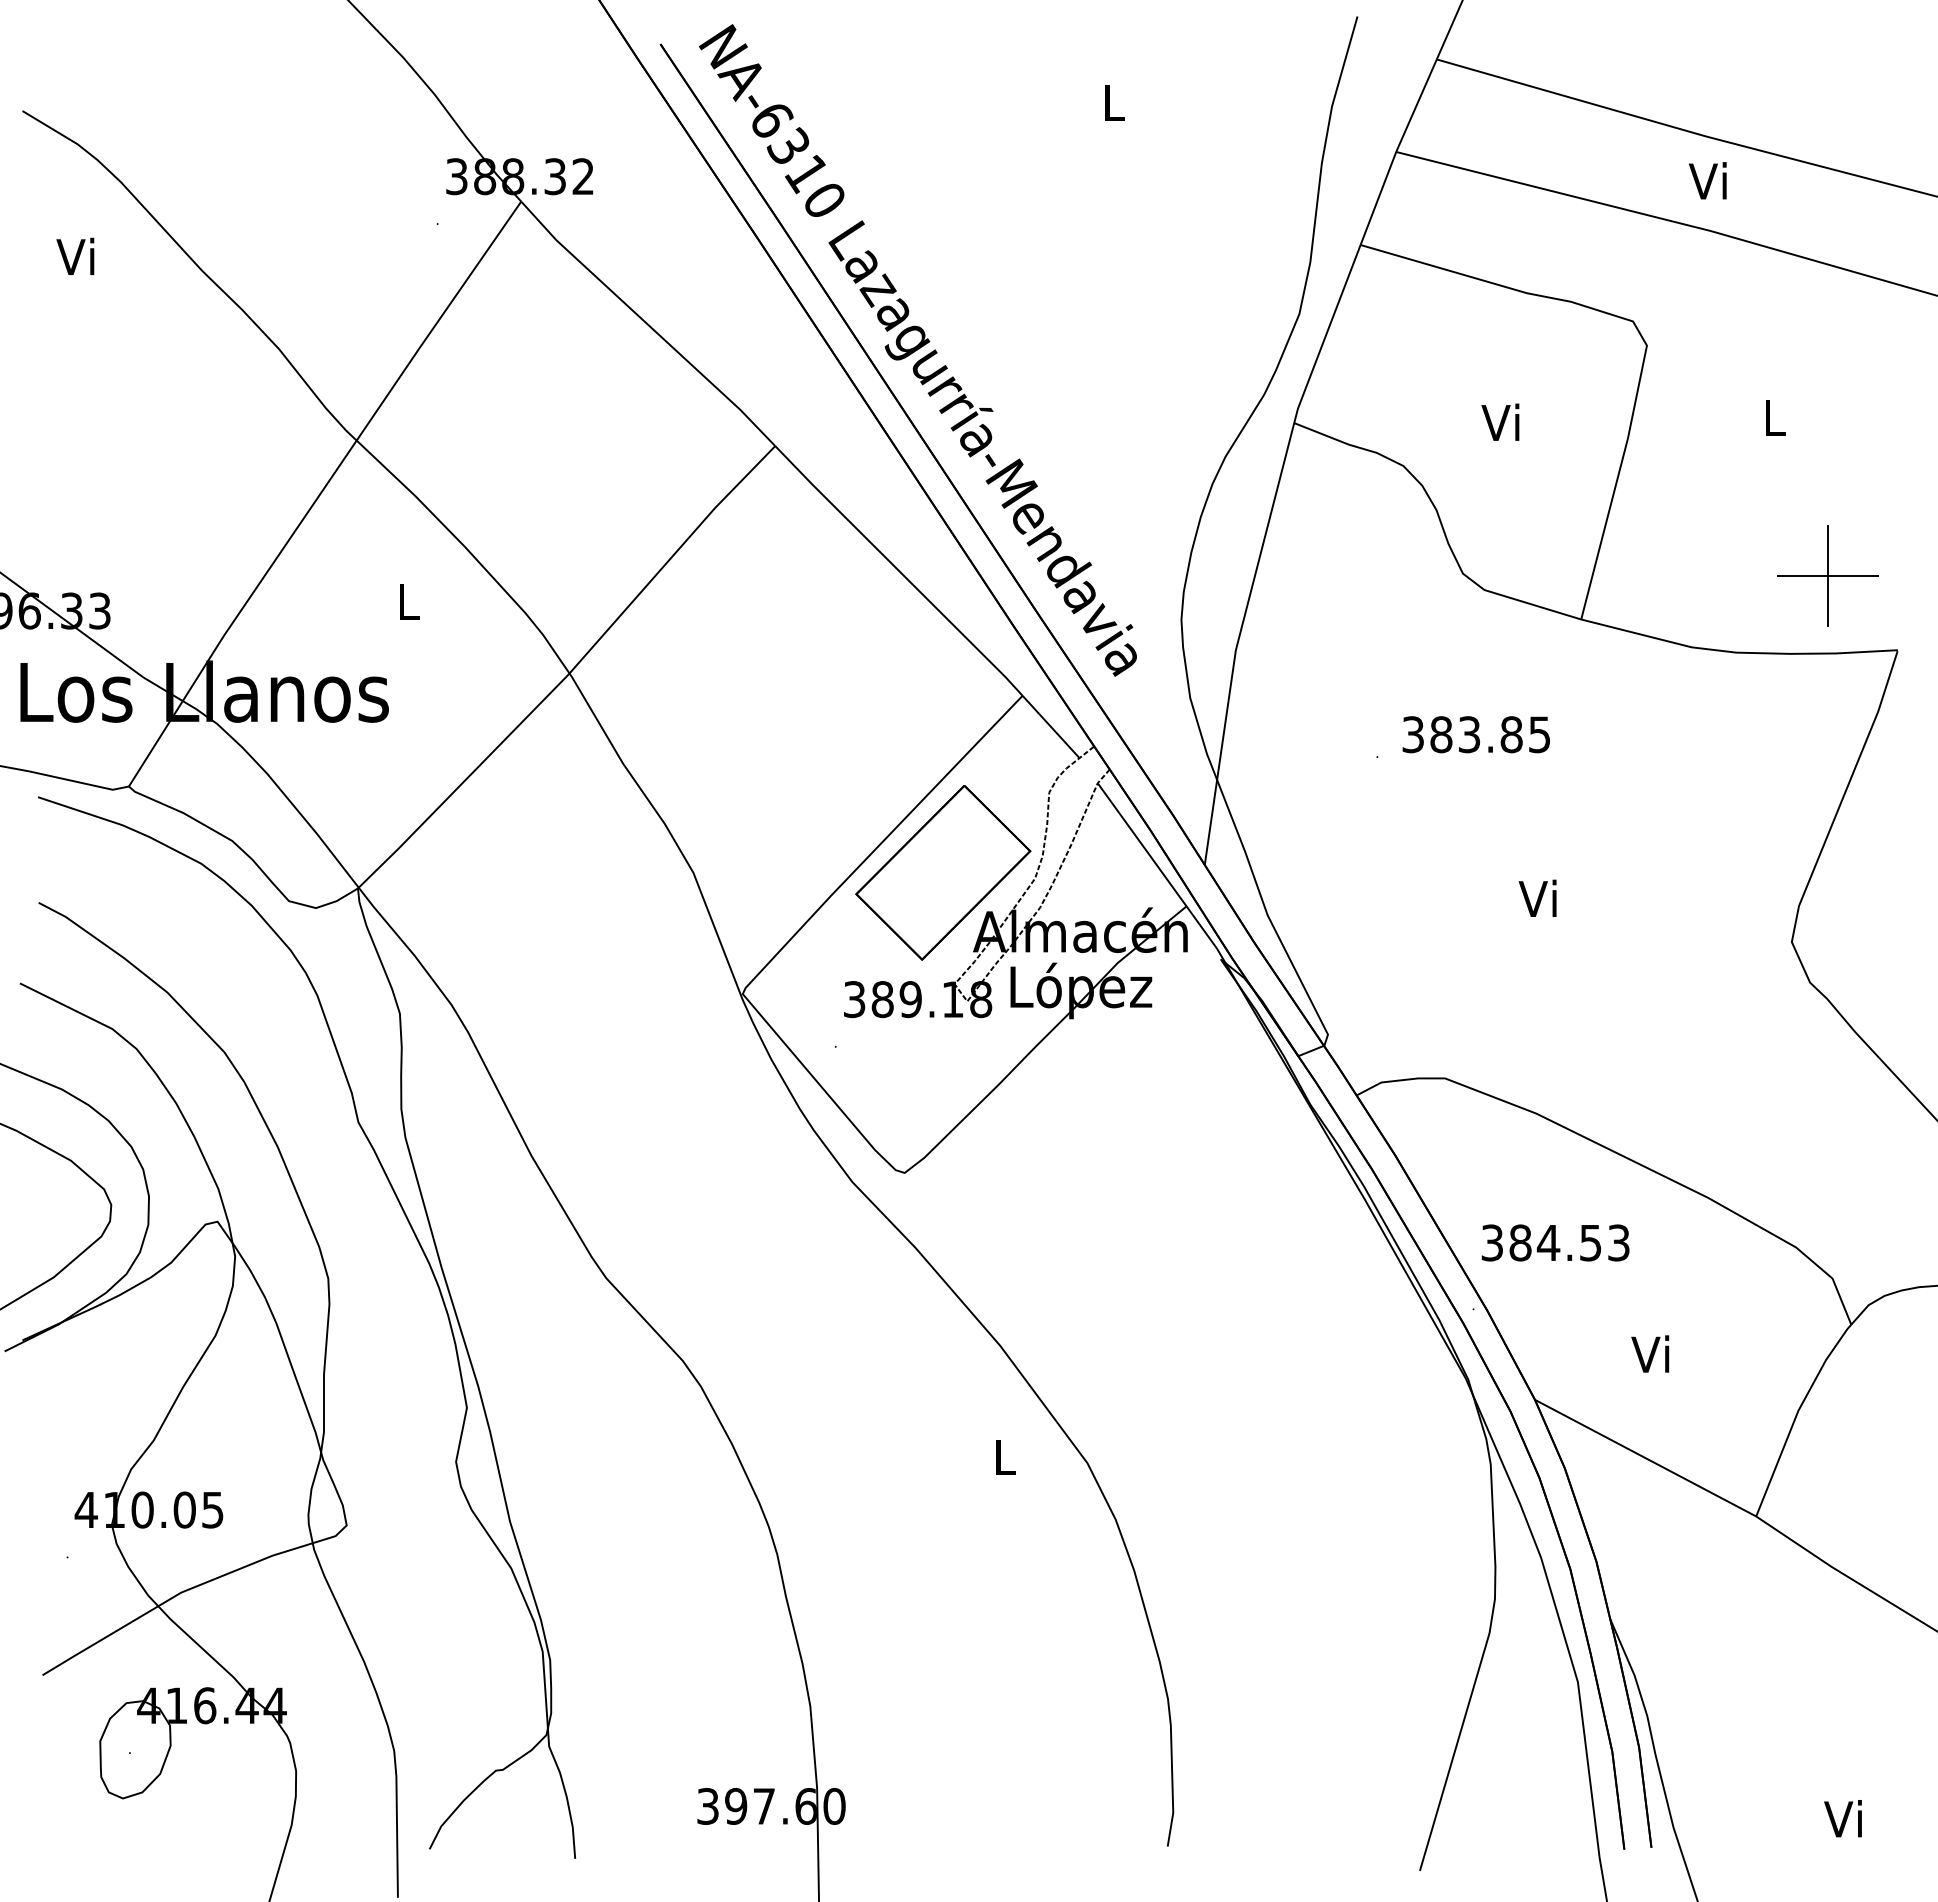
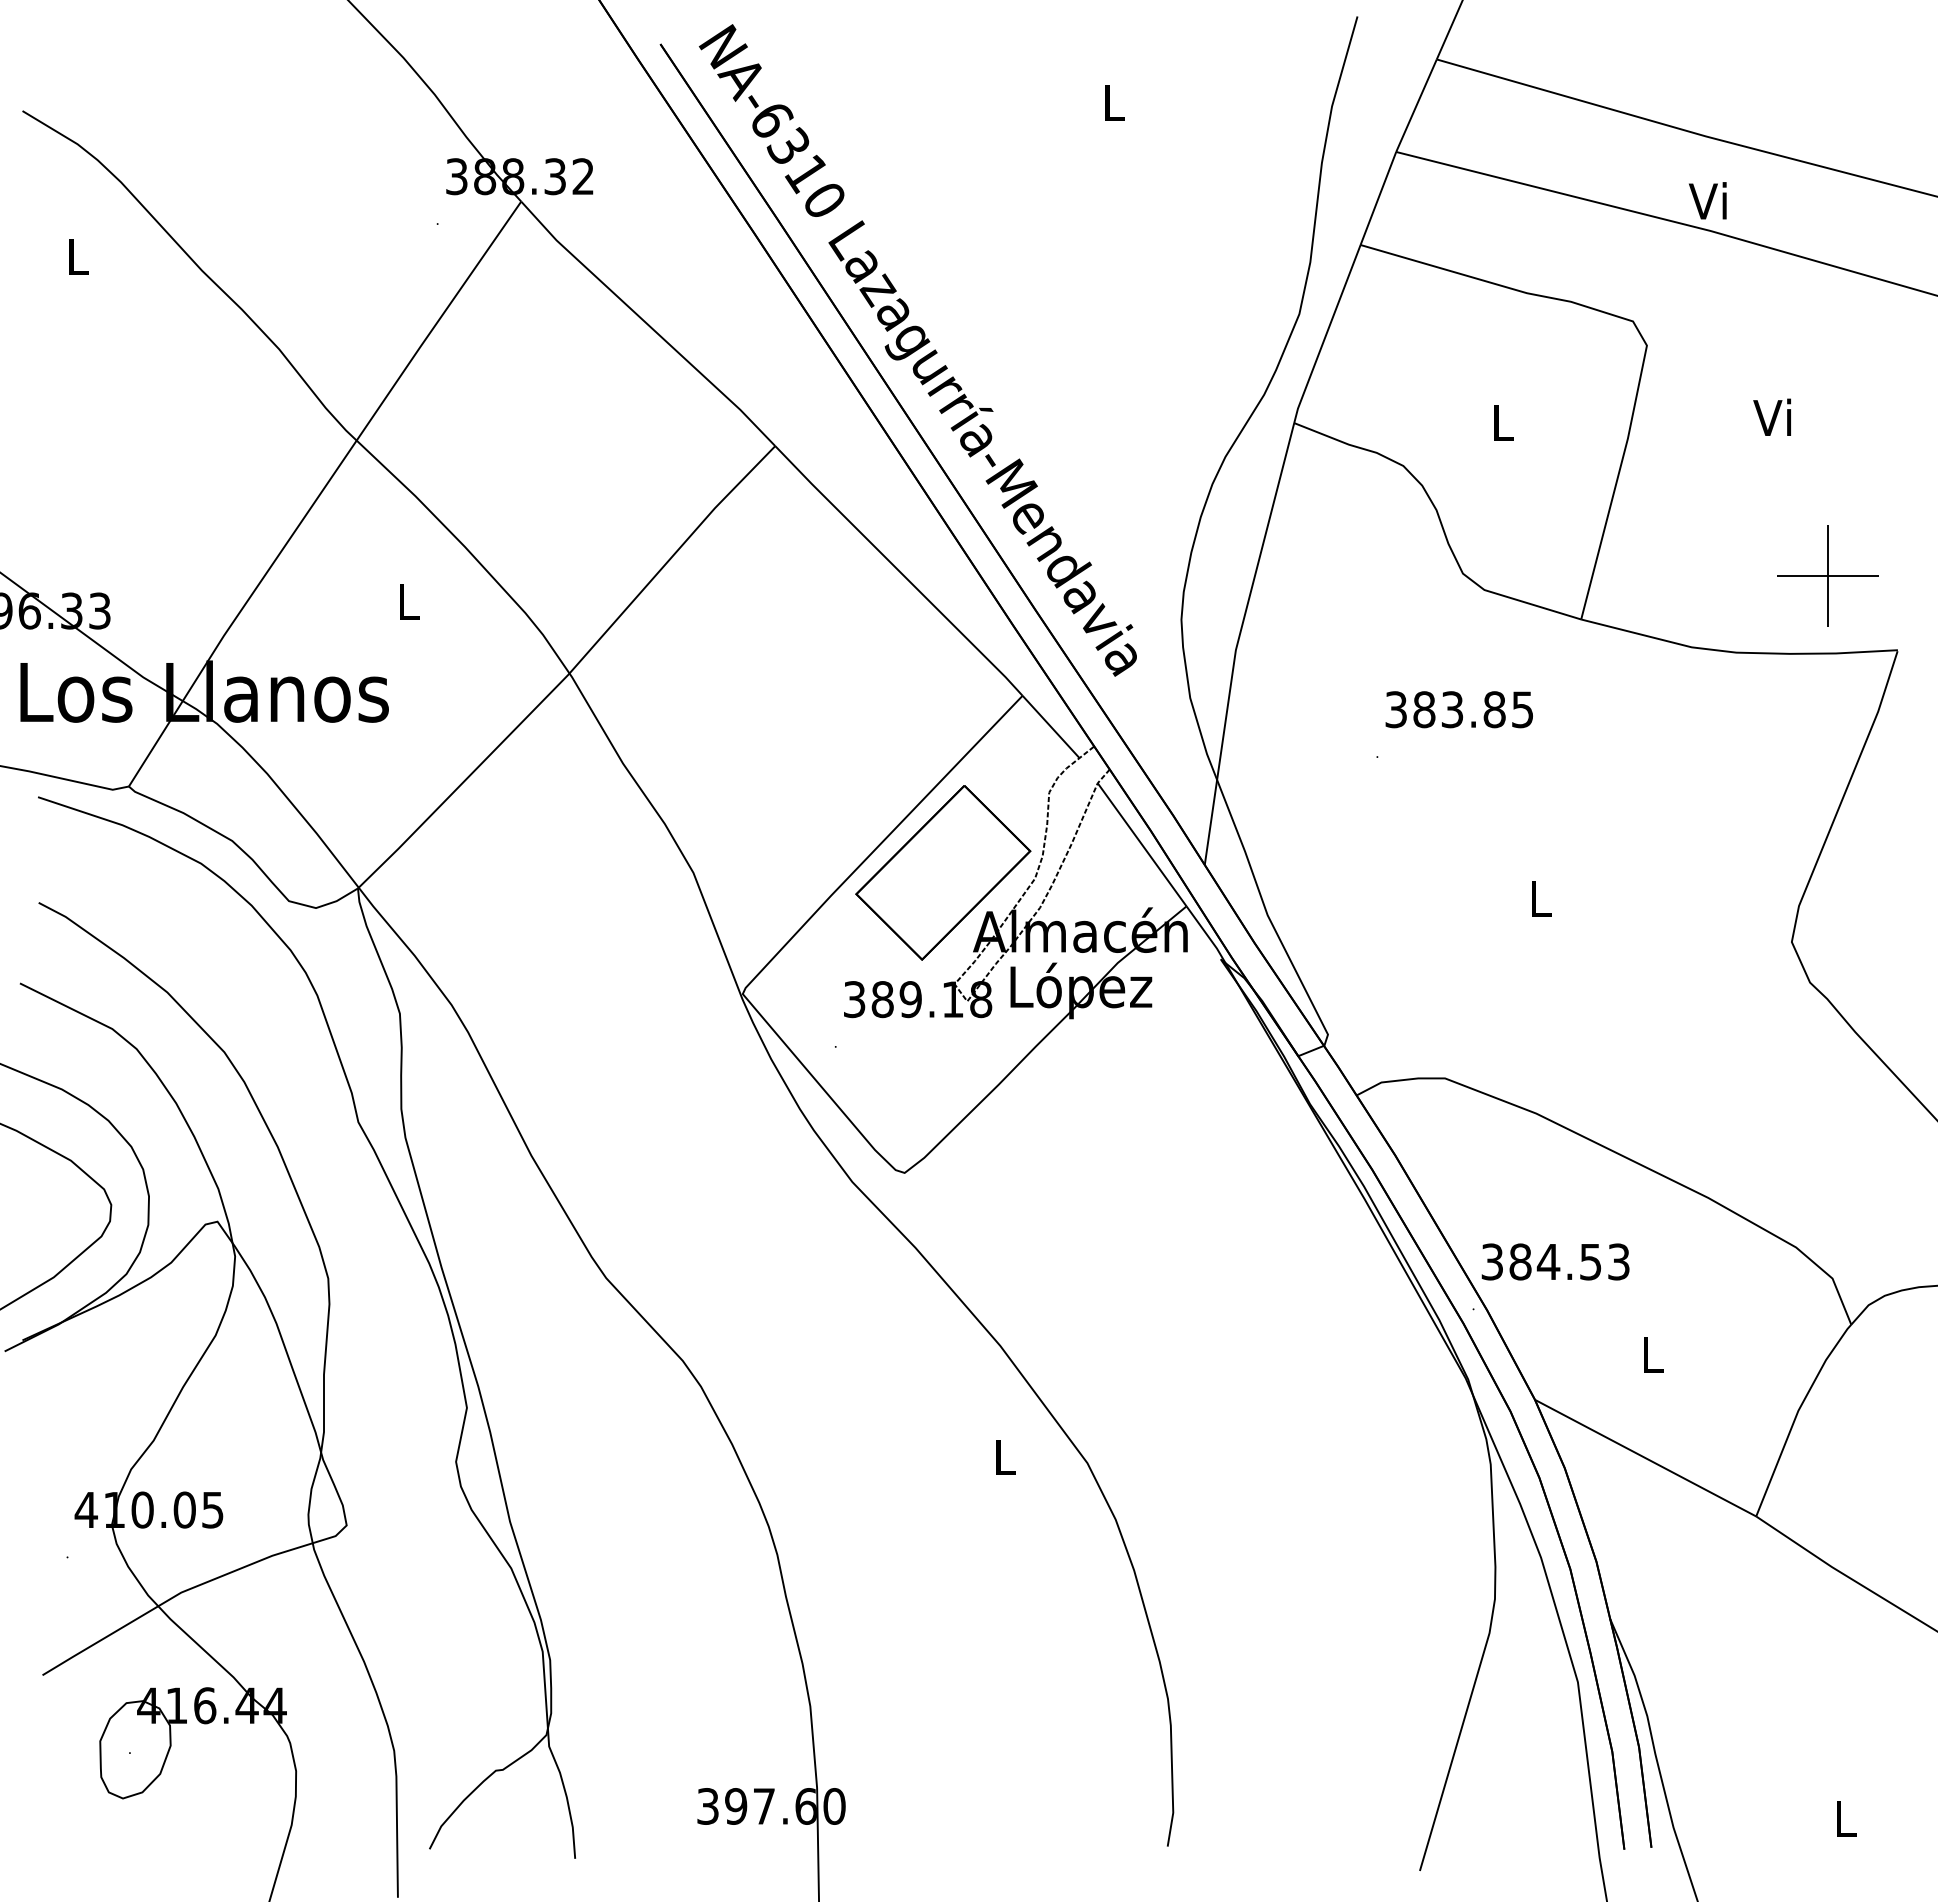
text position: (1707, 180) -> (1707, 200) (1707, 200)
text: Vi -> L (75, 256)
text: L -> Vi (1772, 416)
text: Vi -> L (1500, 421)
text position: (1475, 734) -> (1458, 709) (1458, 709)
text: Vi -> L (1537, 897)
text position: (1555, 1242) -> (1555, 1261) (1555, 1261)
text: Vi -> L (1650, 1353)
text: Vi -> L (1842, 1818)
